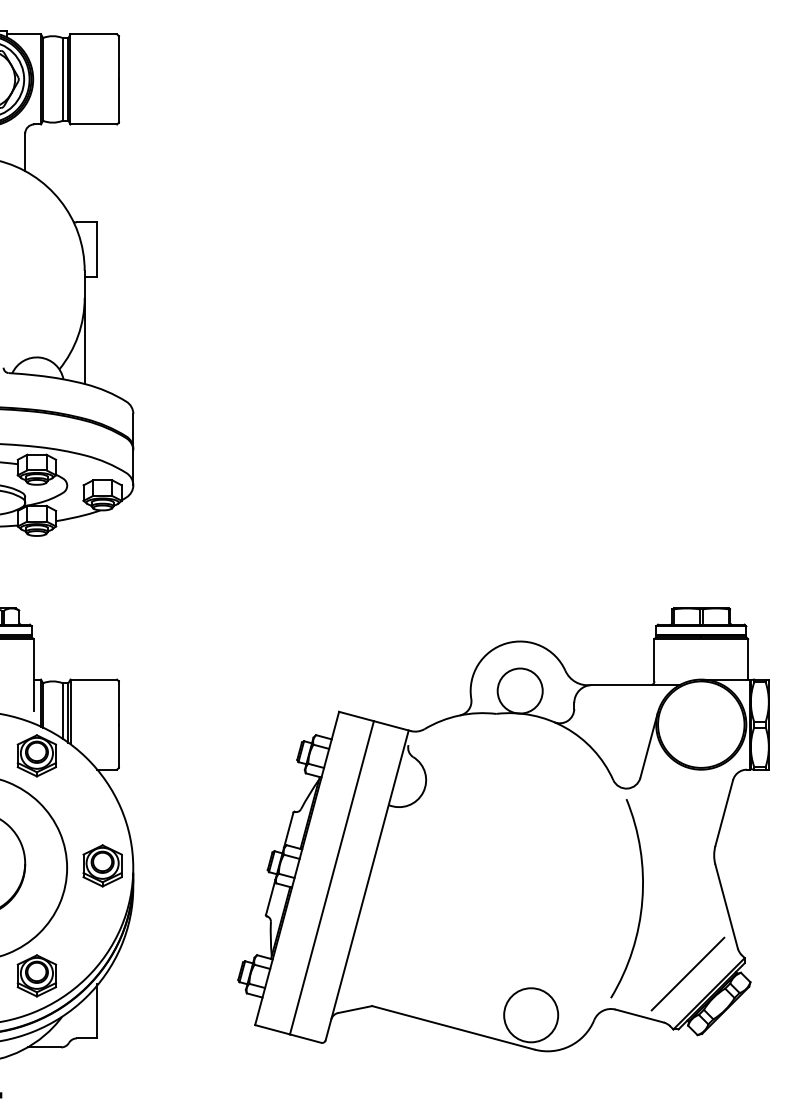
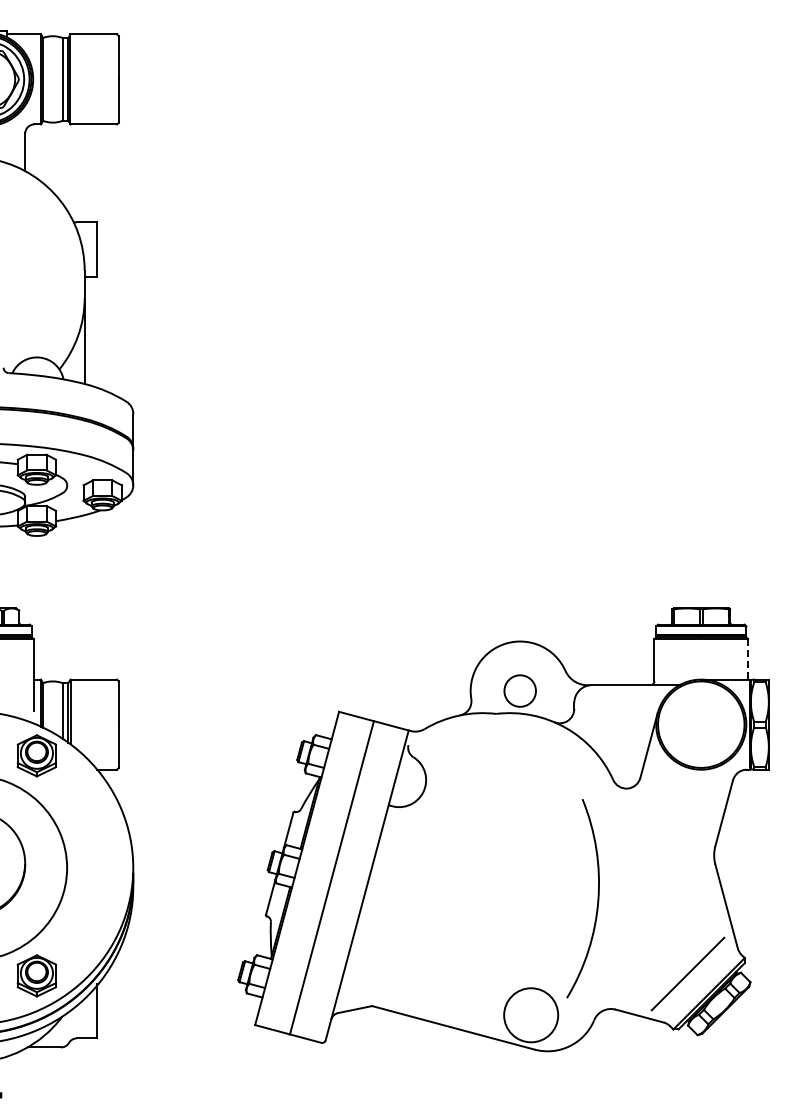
line: solid -> dashed (748, 659)
circle diameter: 45 px -> 32 px (519, 690)
part: present -> none (102, 865)
arc position: (641, 898) -> (597, 898) (597, 898)
